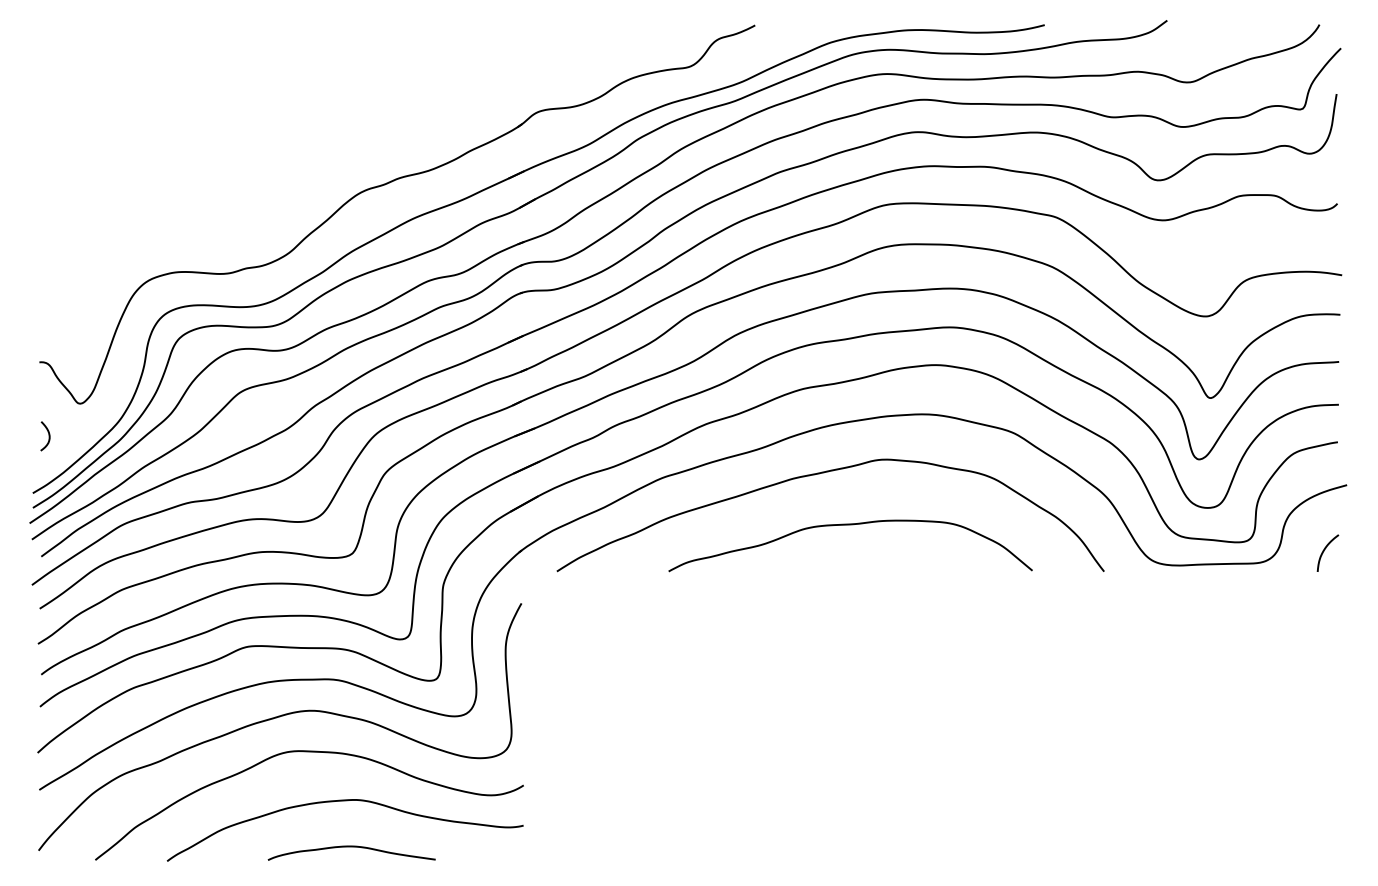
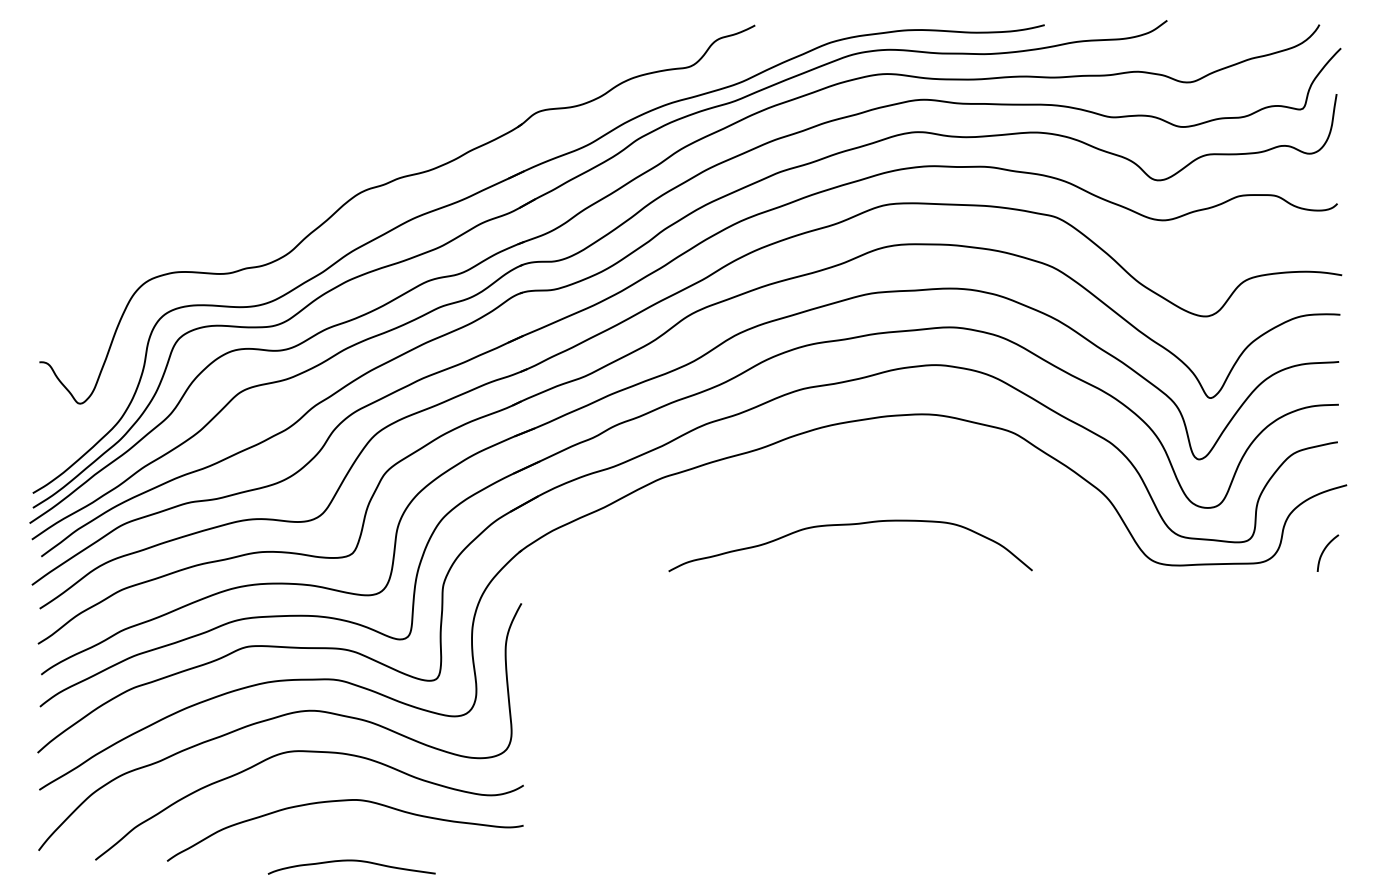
curve: present -> none (48, 436)
curve: present -> none (824, 473)
curve position: (351, 847) -> (351, 861) (351, 861)
